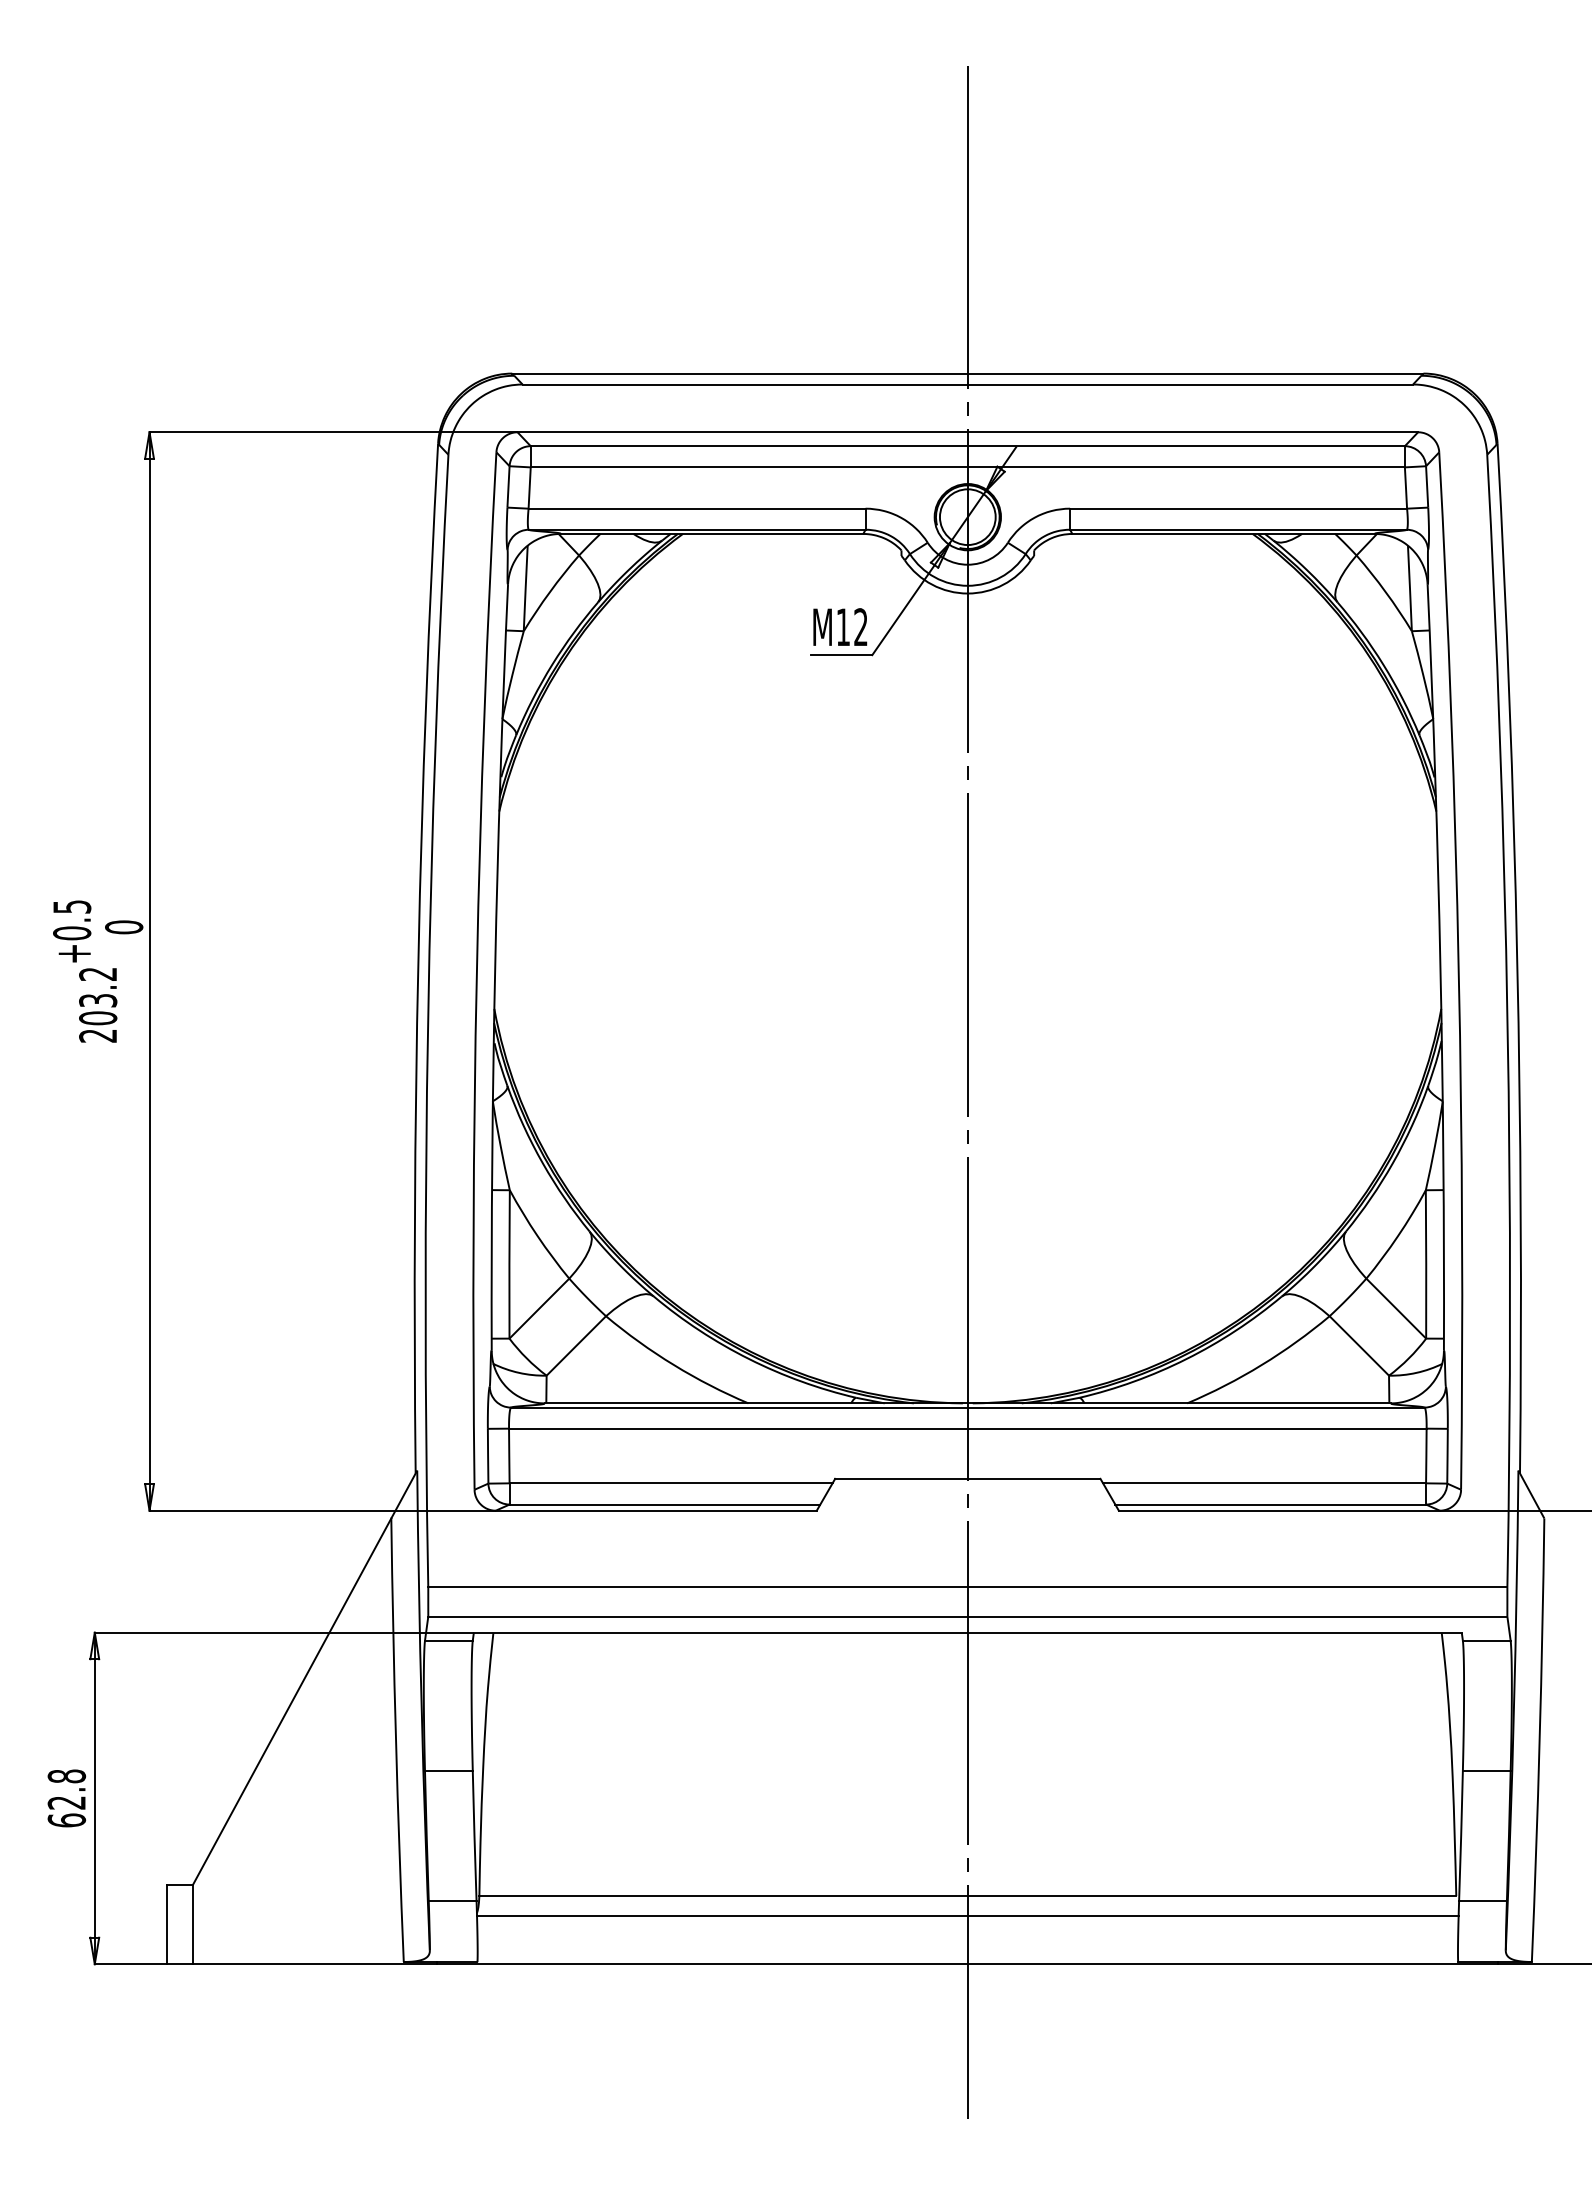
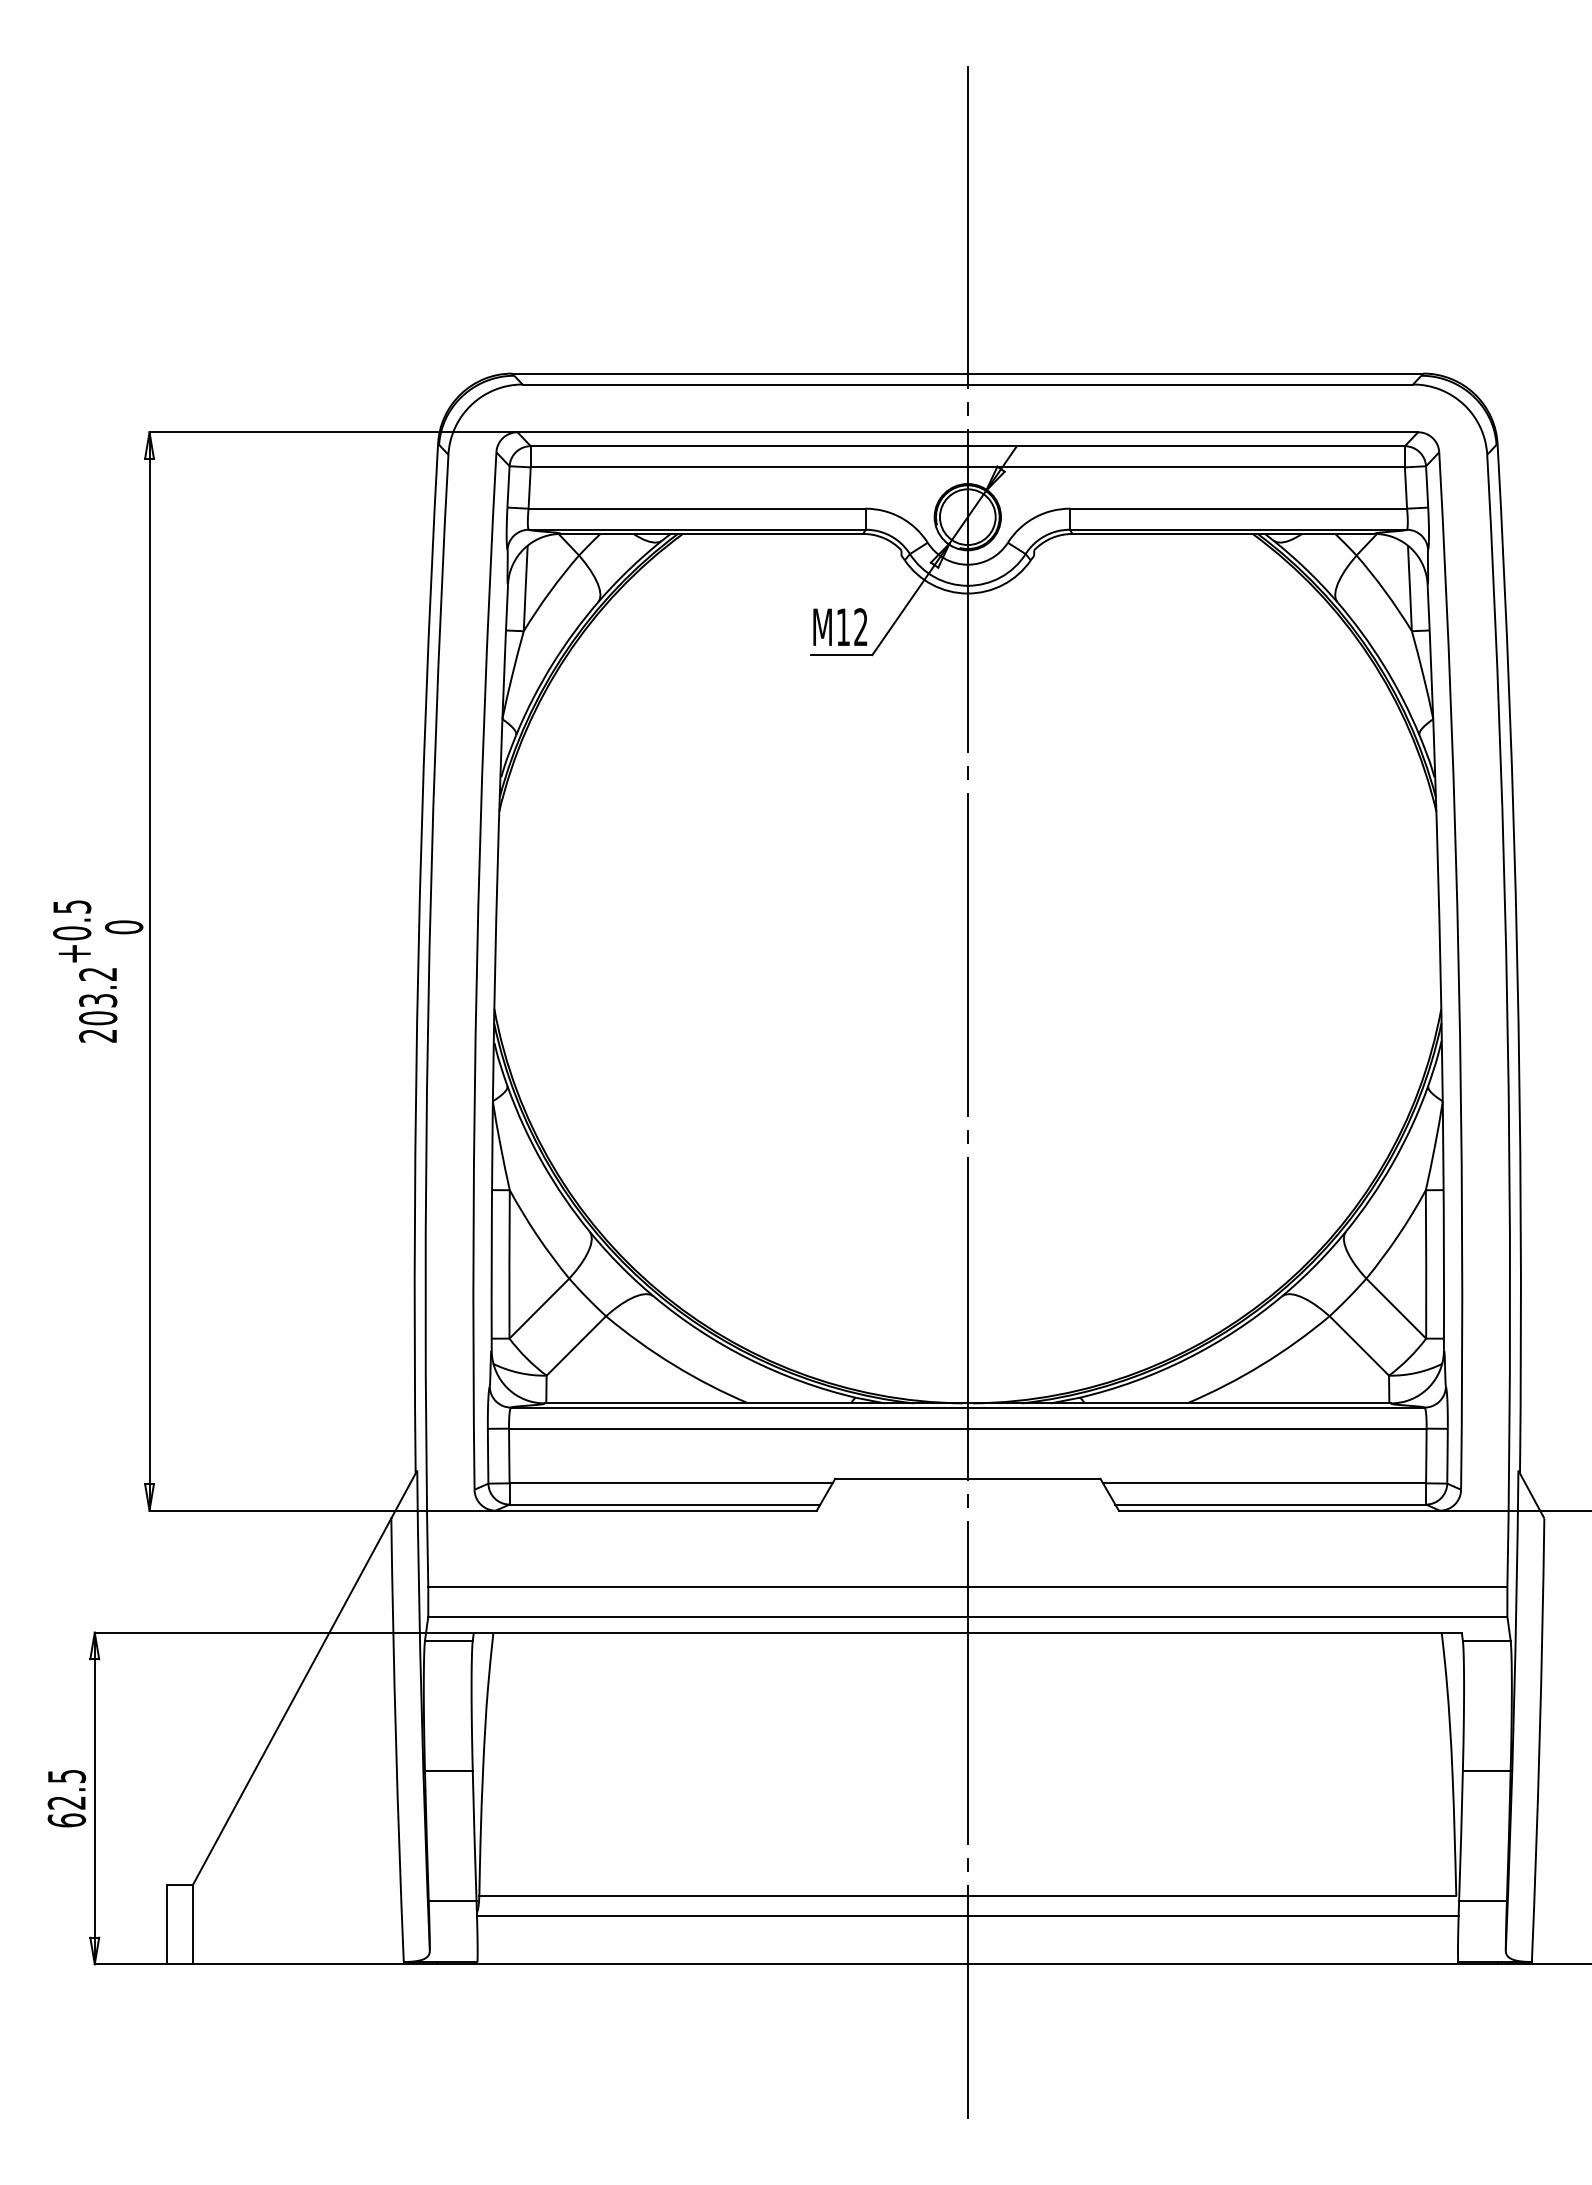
text: 62.8 -> 62.5 (66, 1776)
